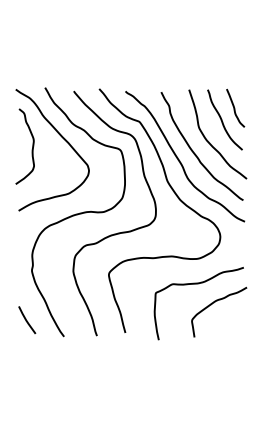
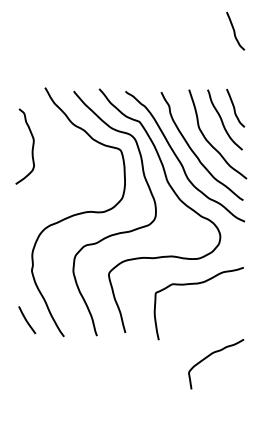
curve: none -> present (234, 30)
curve: present -> none (63, 139)
curve position: (215, 302) -> (212, 354) (212, 354)
